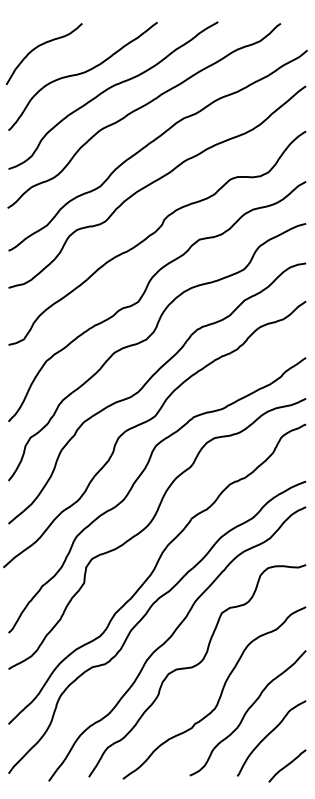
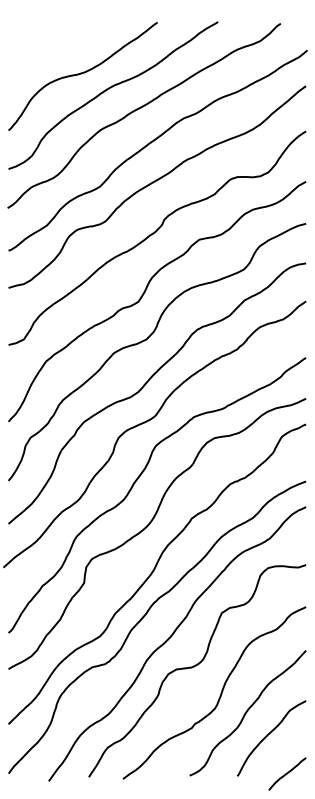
curve: present -> none (40, 46)
curve position: (287, 765) -> (287, 773) (287, 773)
